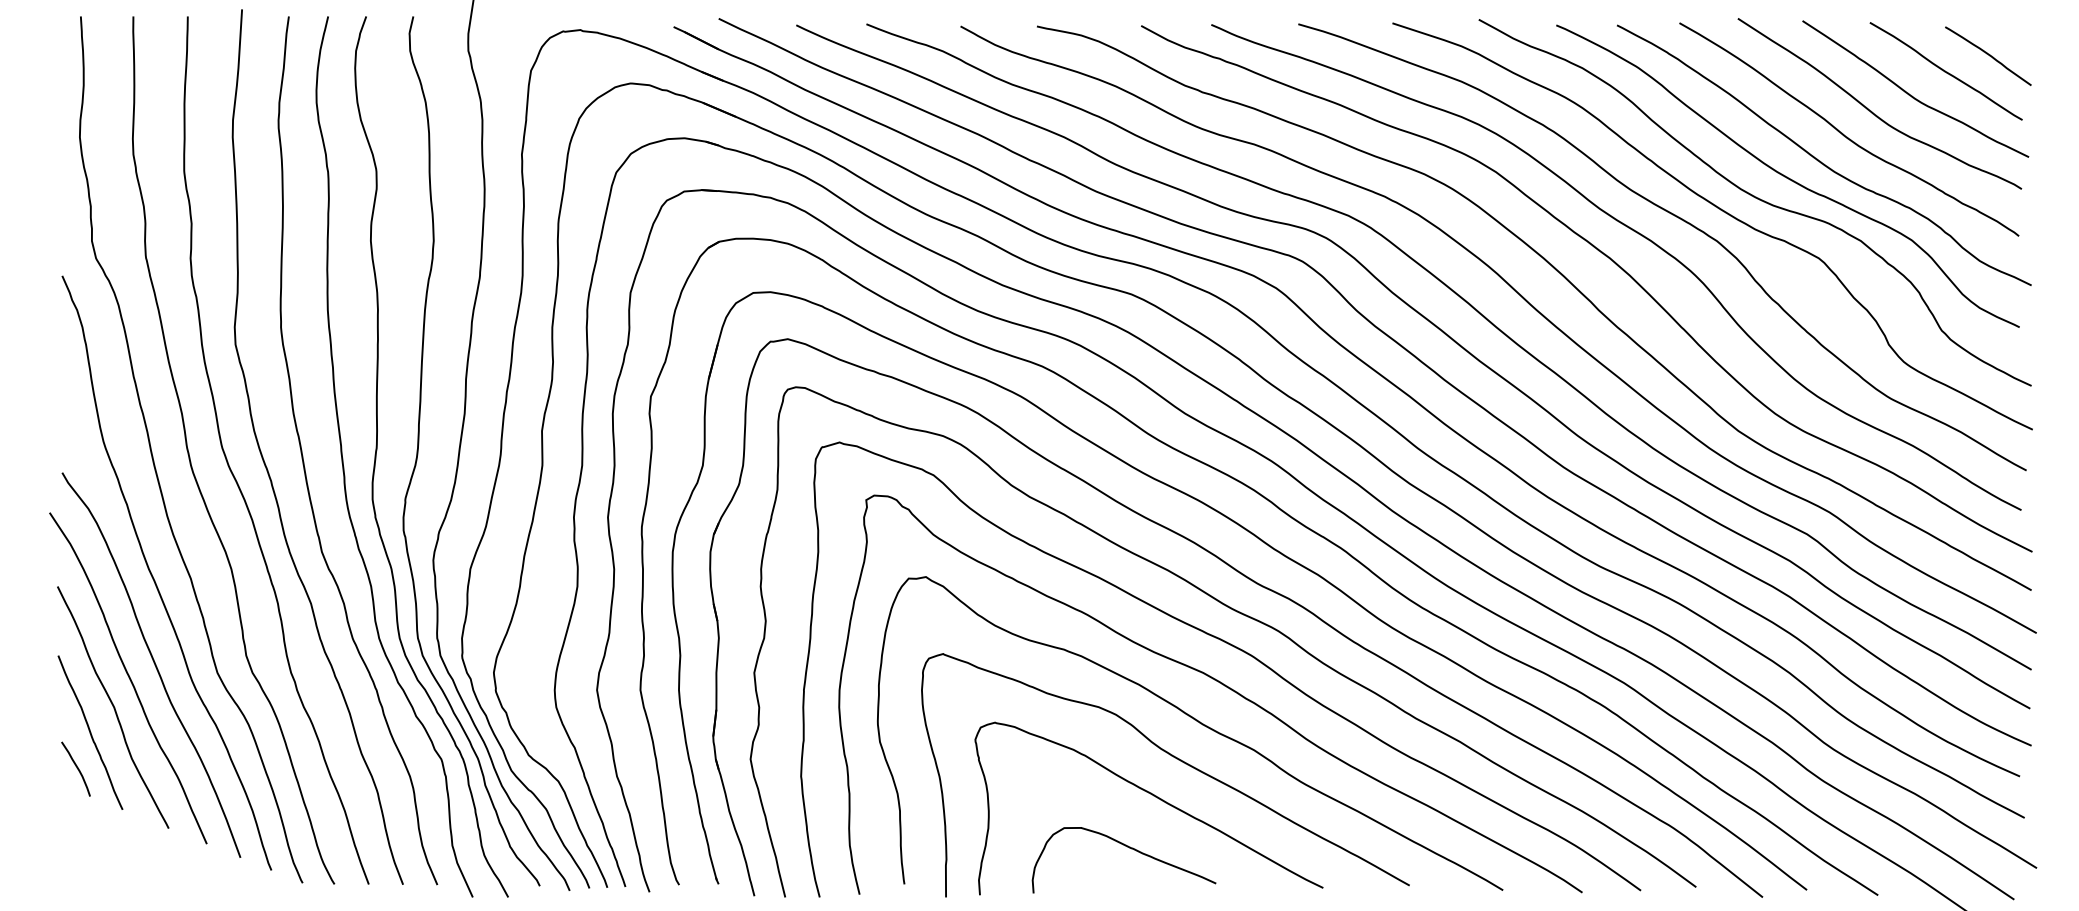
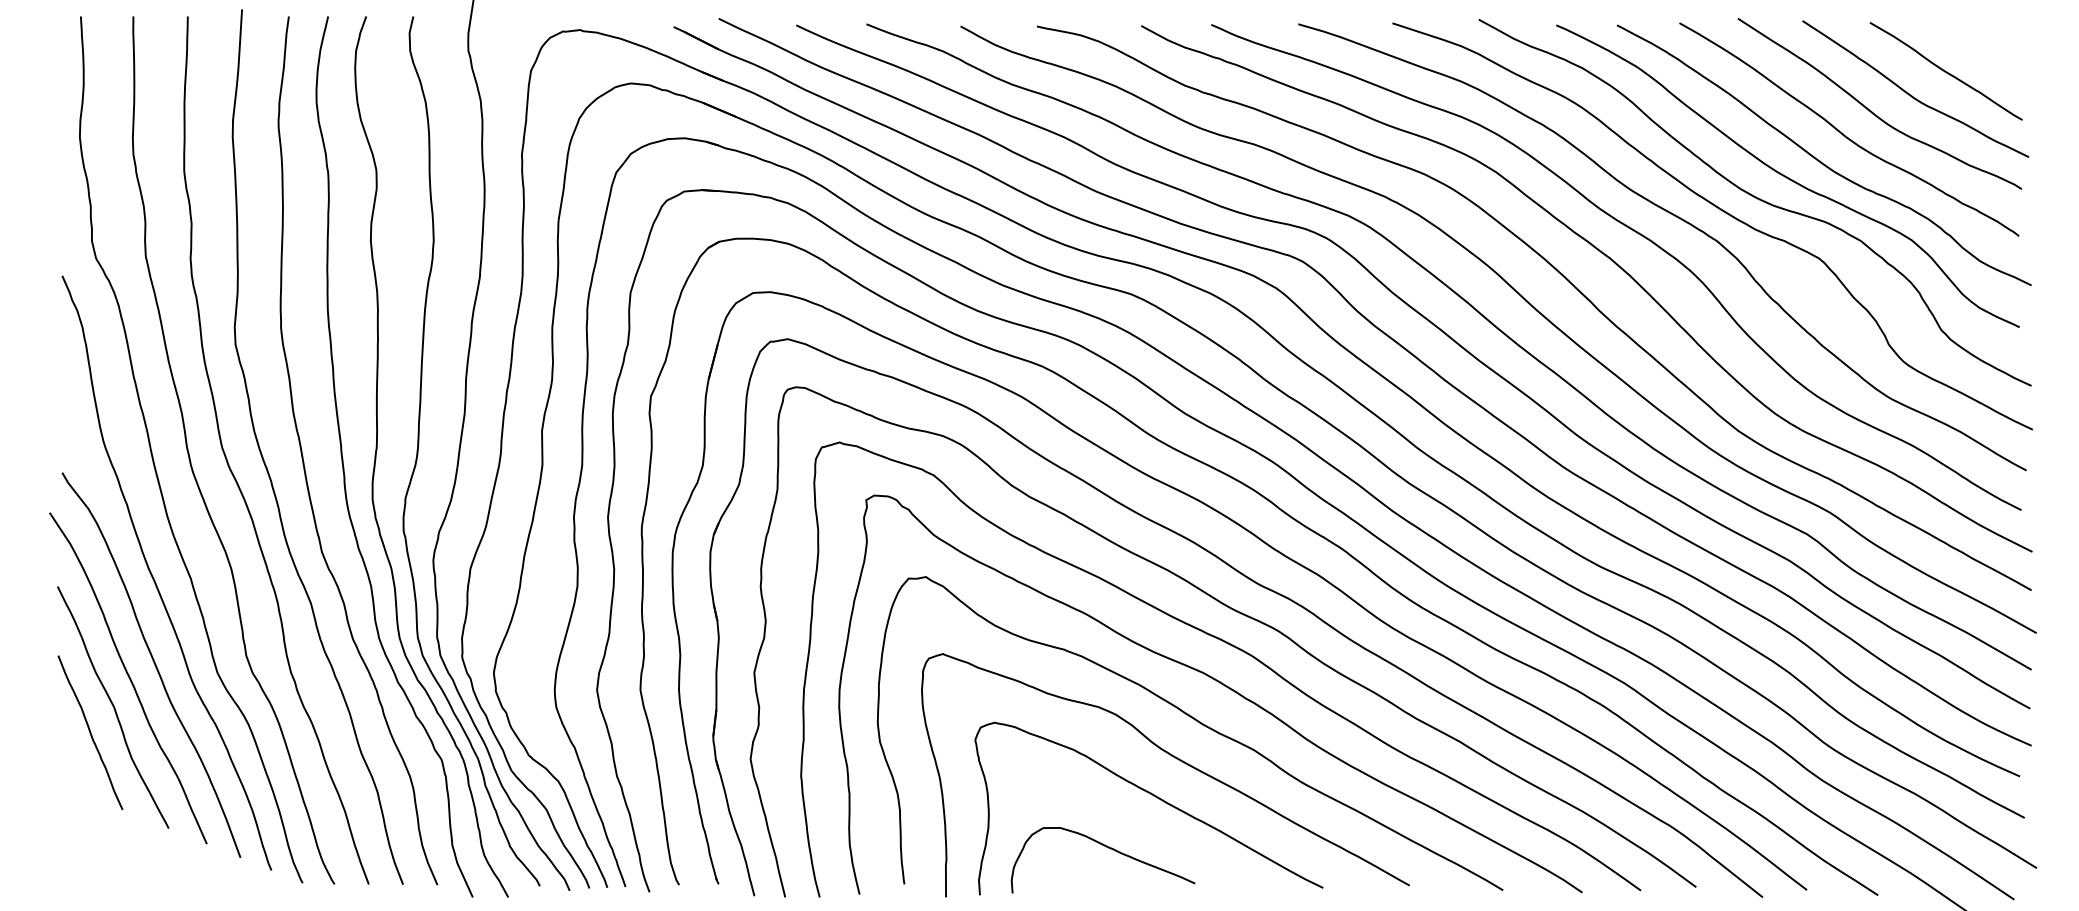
curve: present -> none (1988, 55)
curve: present -> none (76, 768)
curve position: (1129, 848) -> (1108, 848) (1108, 848)
